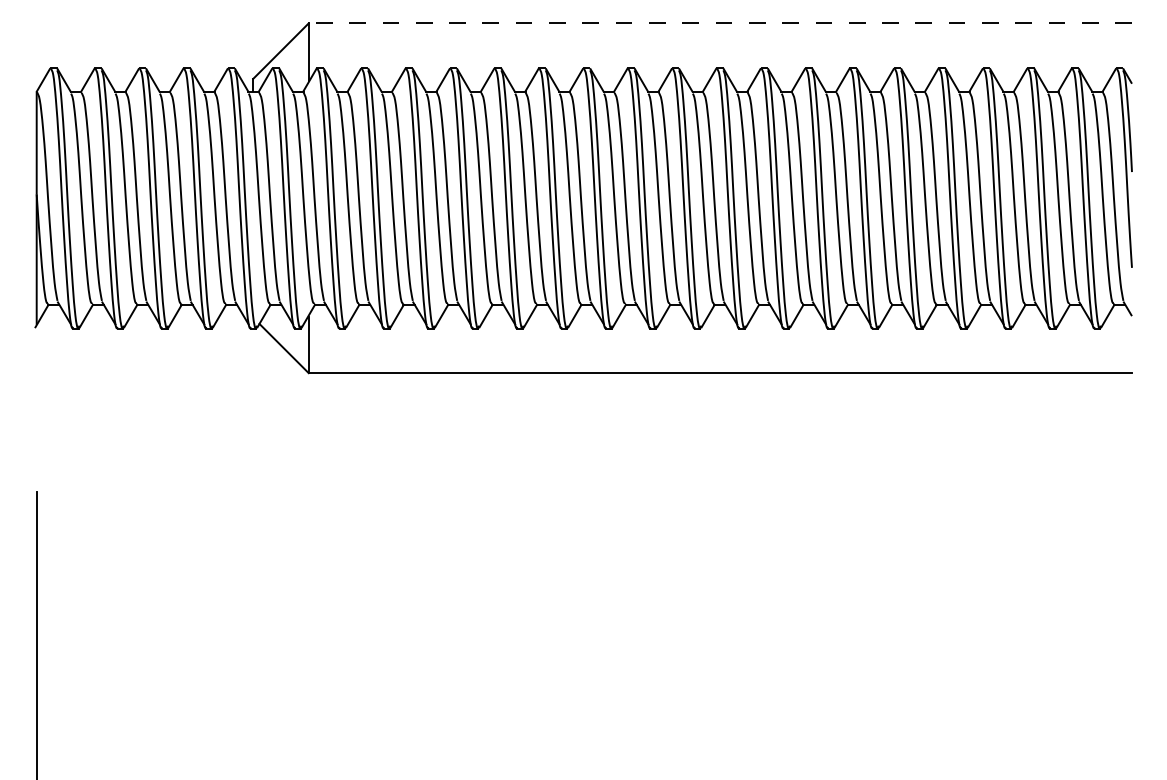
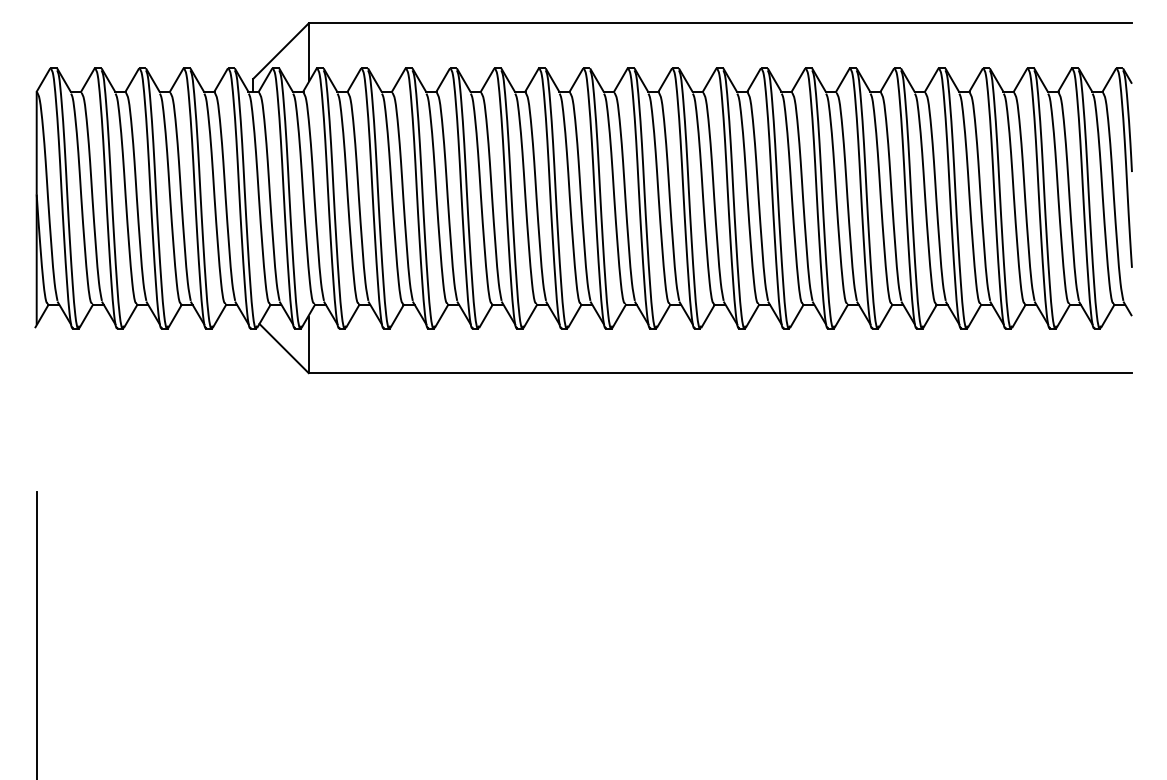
line: dashed -> solid (720, 23)
